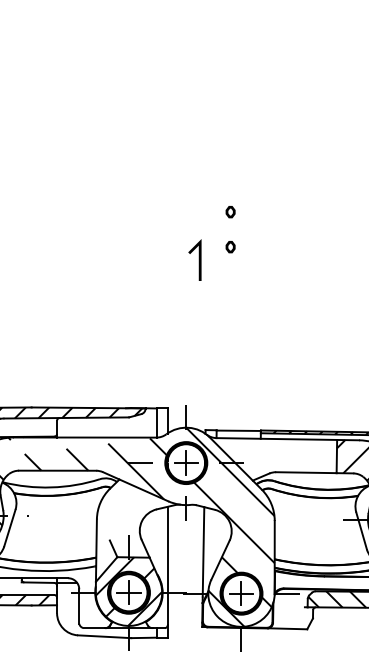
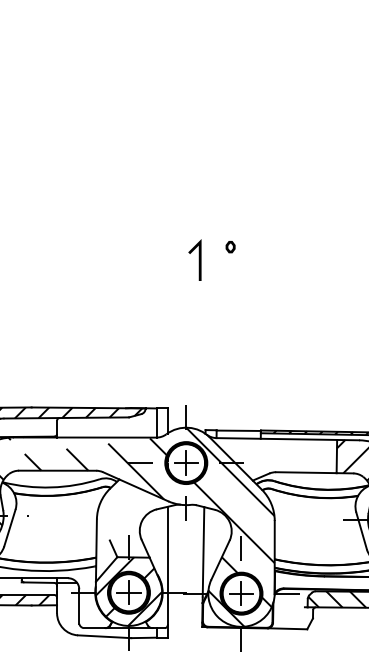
part: present -> none (230, 212)
line: none -> present (241, 547)
